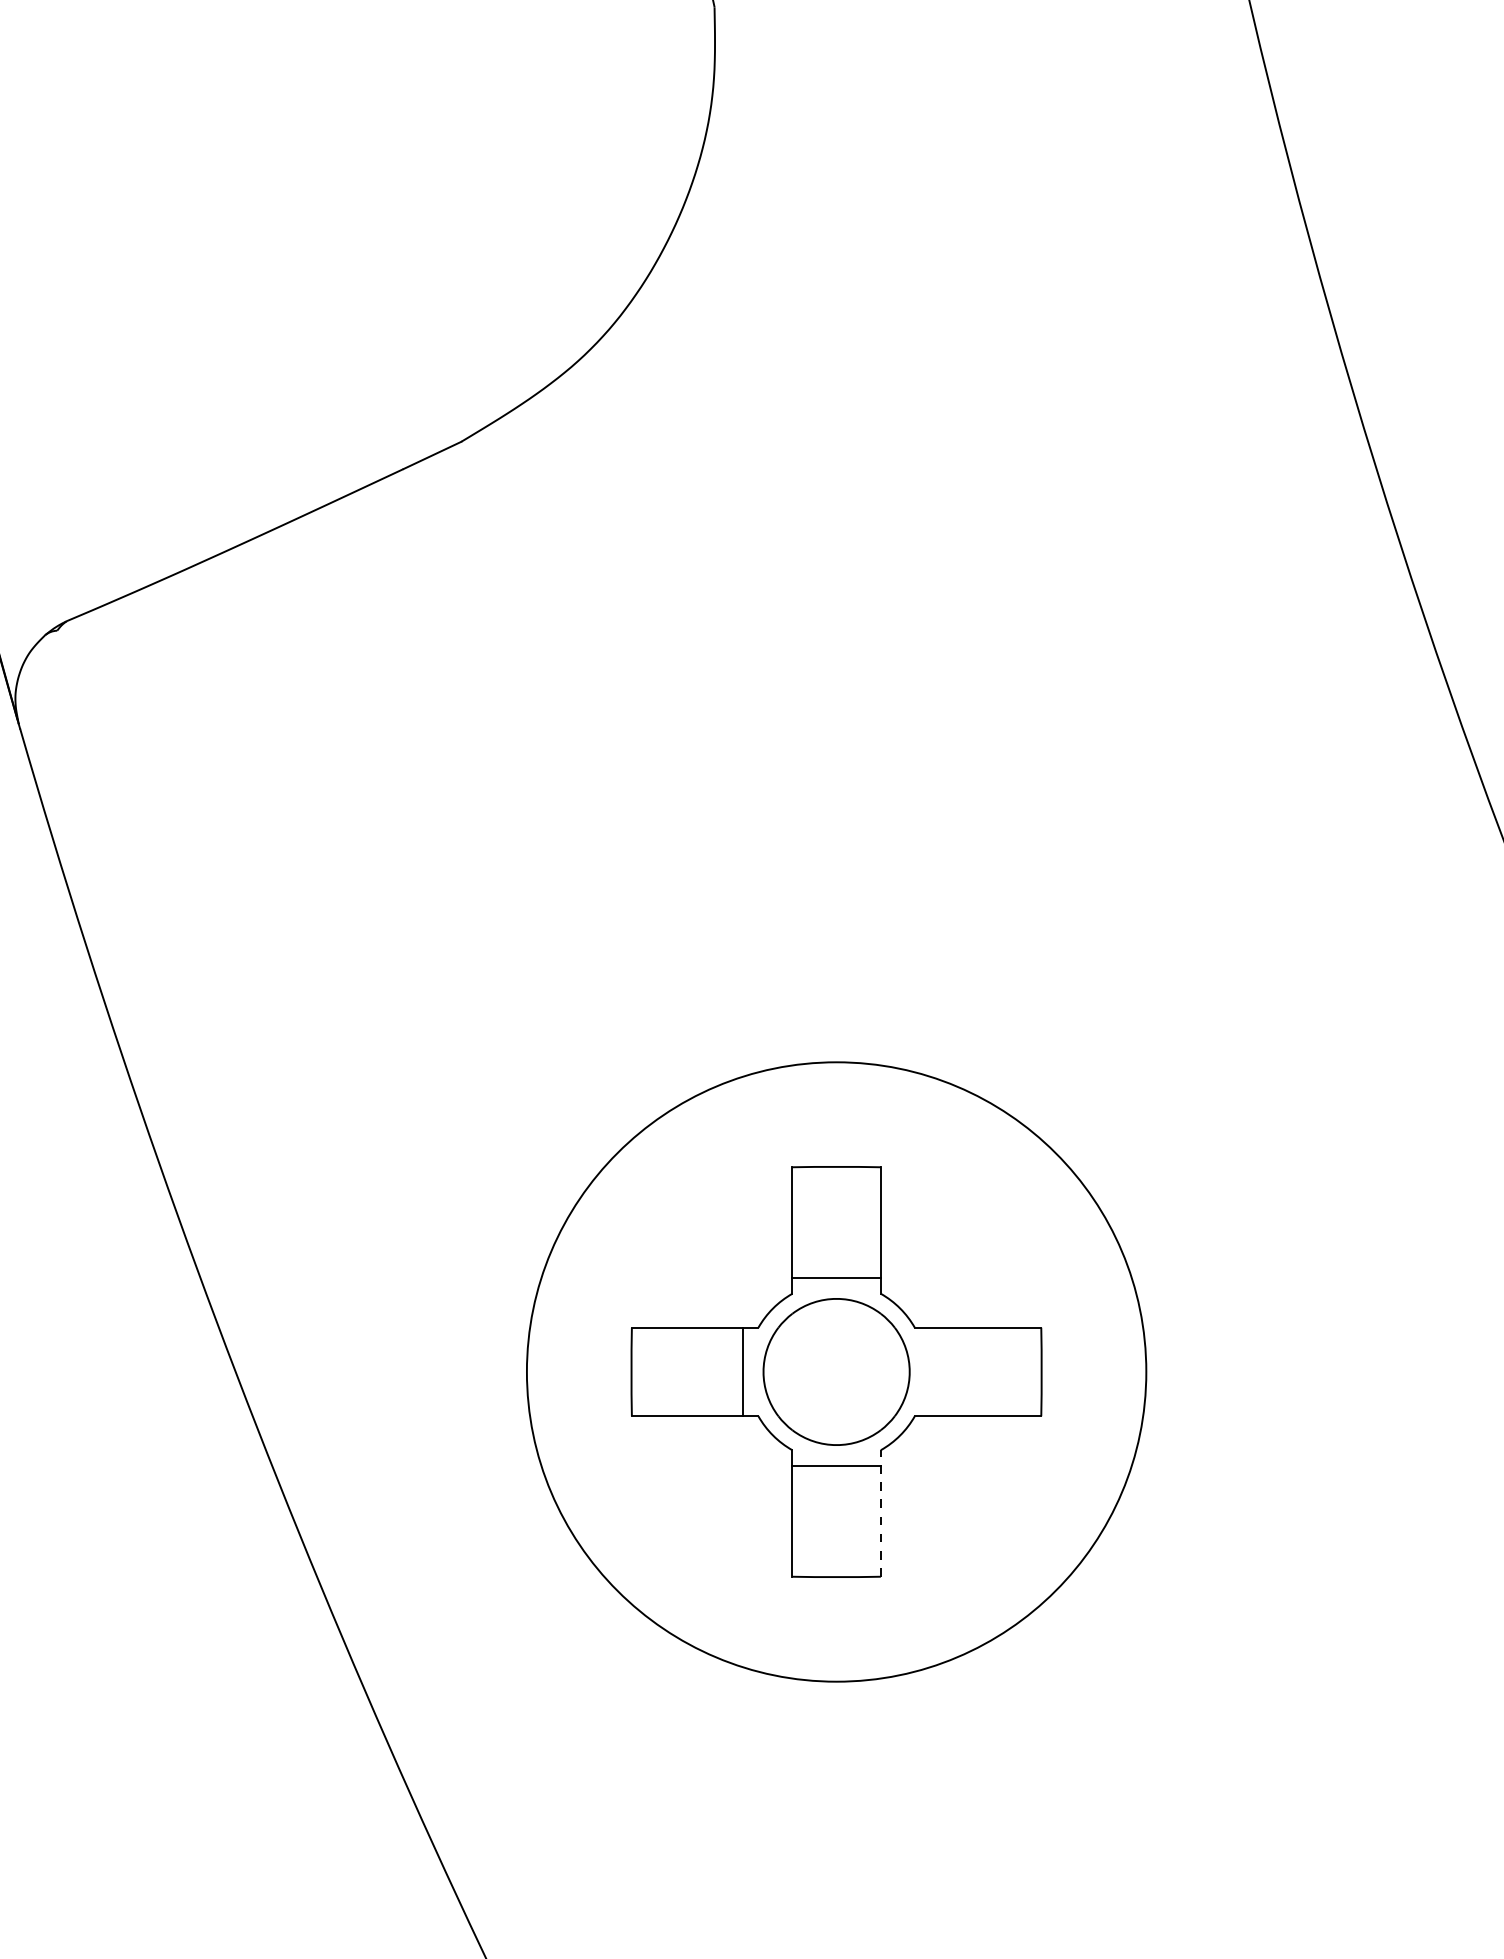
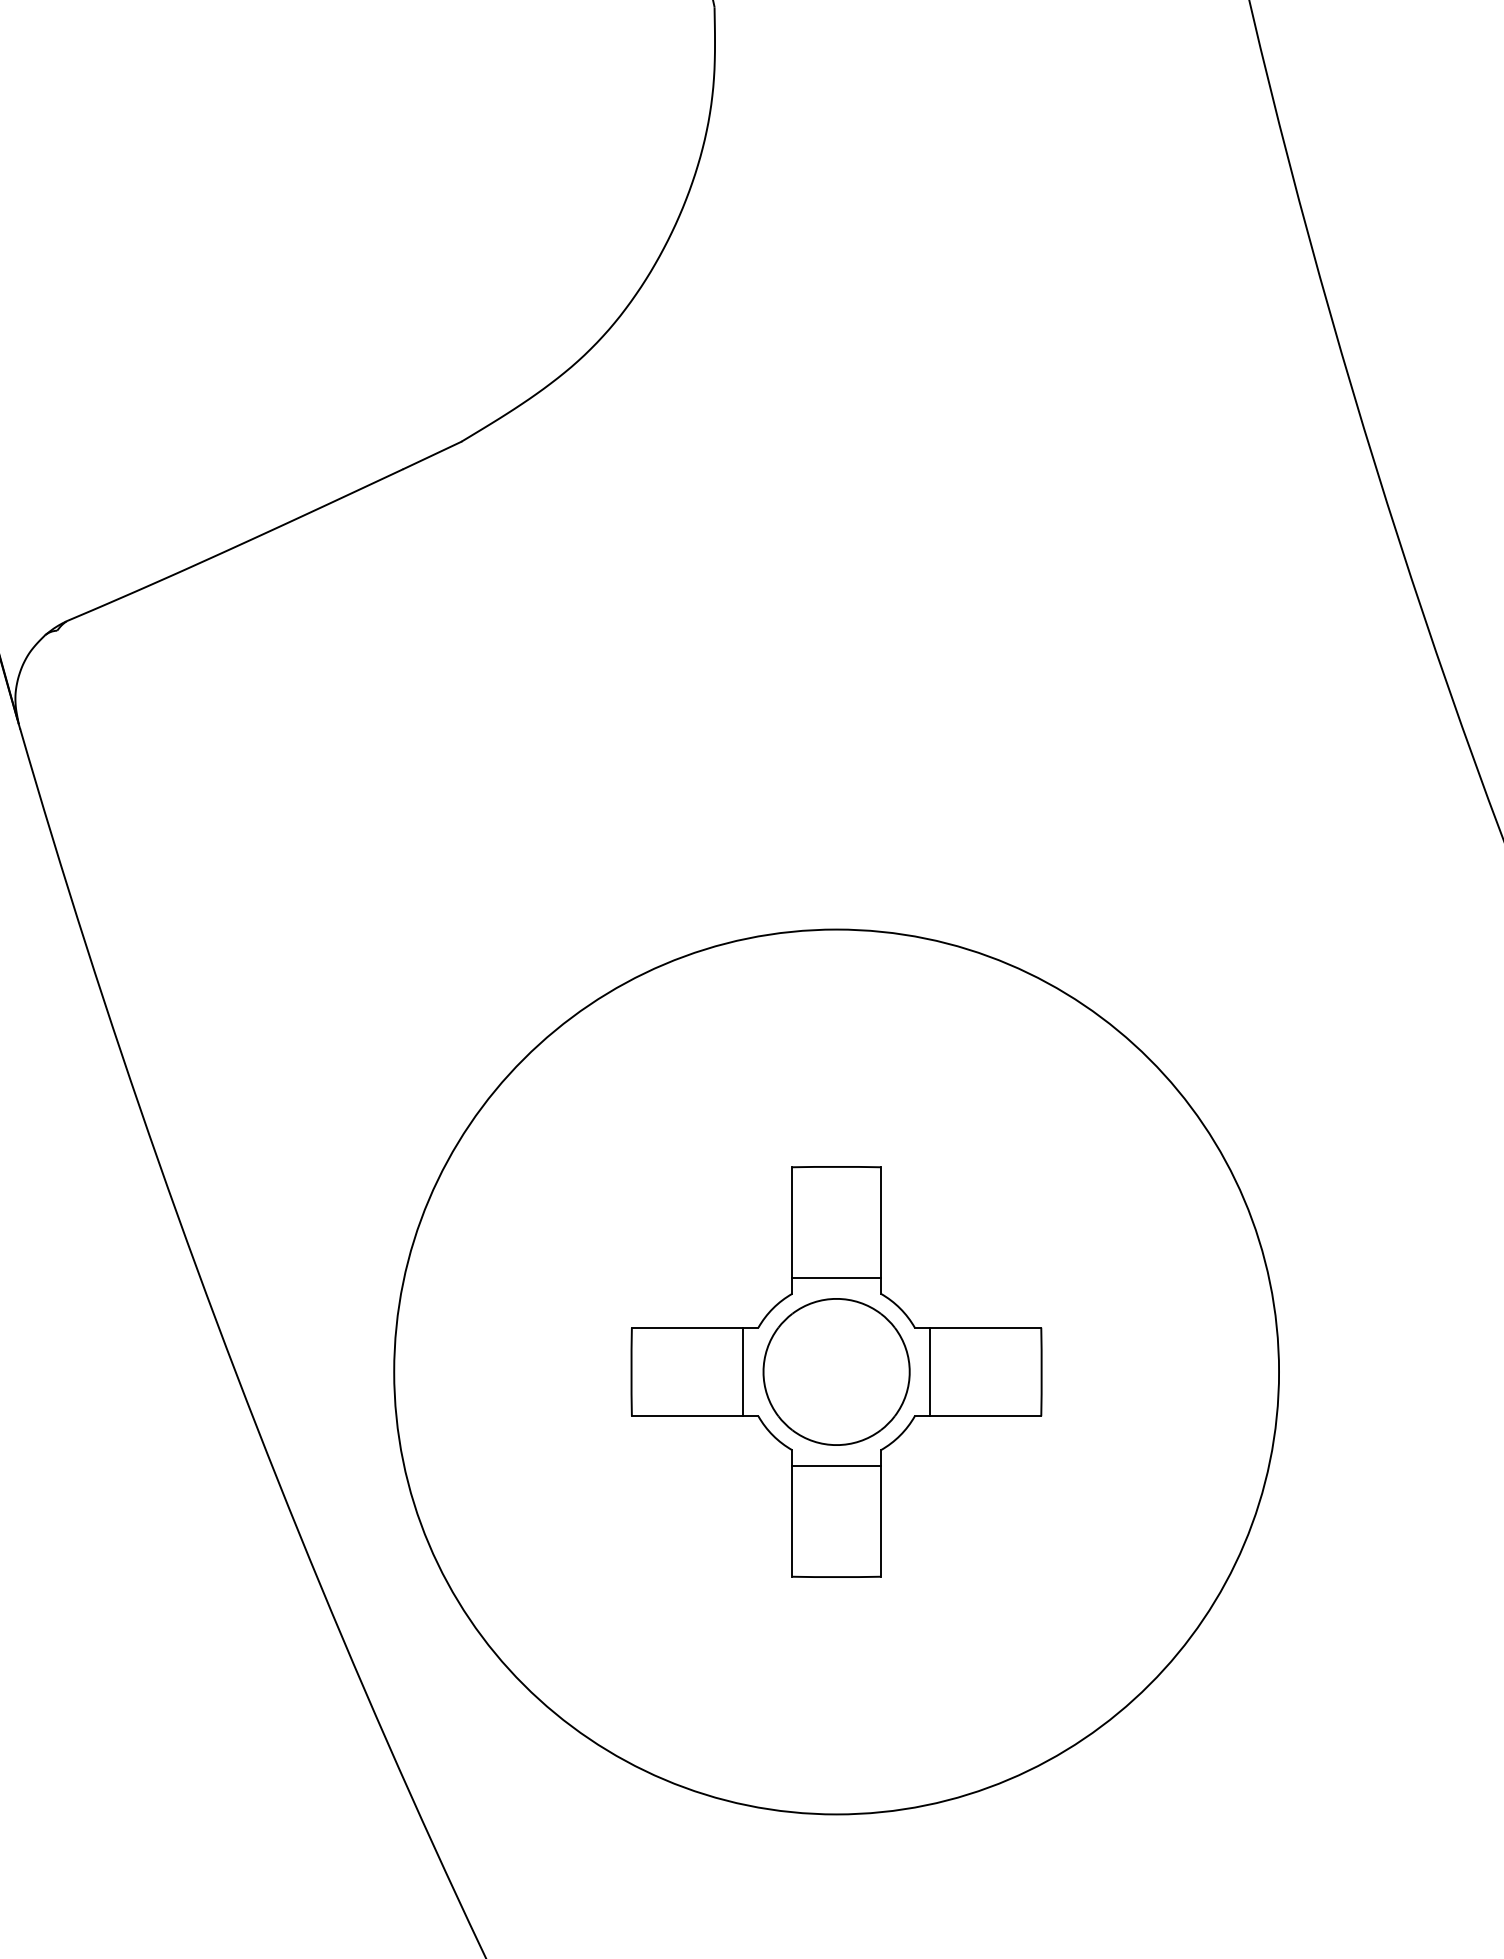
circle diameter: 619 px -> 885 px (836, 1371)
line: none -> present (930, 1371)
line: dashed -> solid (880, 1513)
